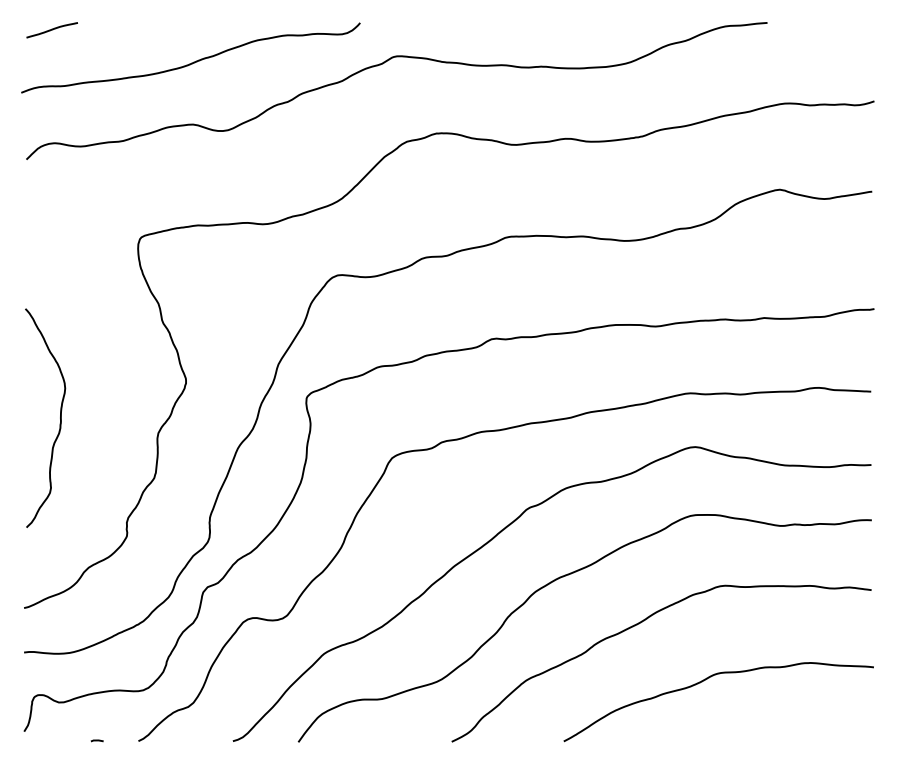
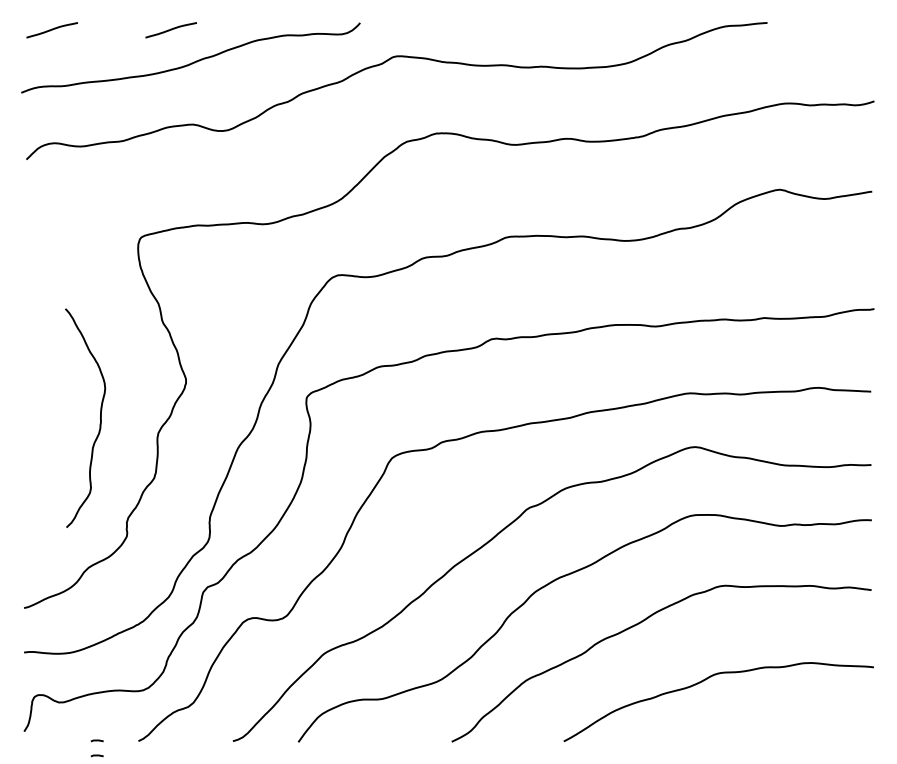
curve: none -> present (170, 30)
curve position: (60, 417) -> (100, 417) (100, 417)
line: none -> present (96, 755)
